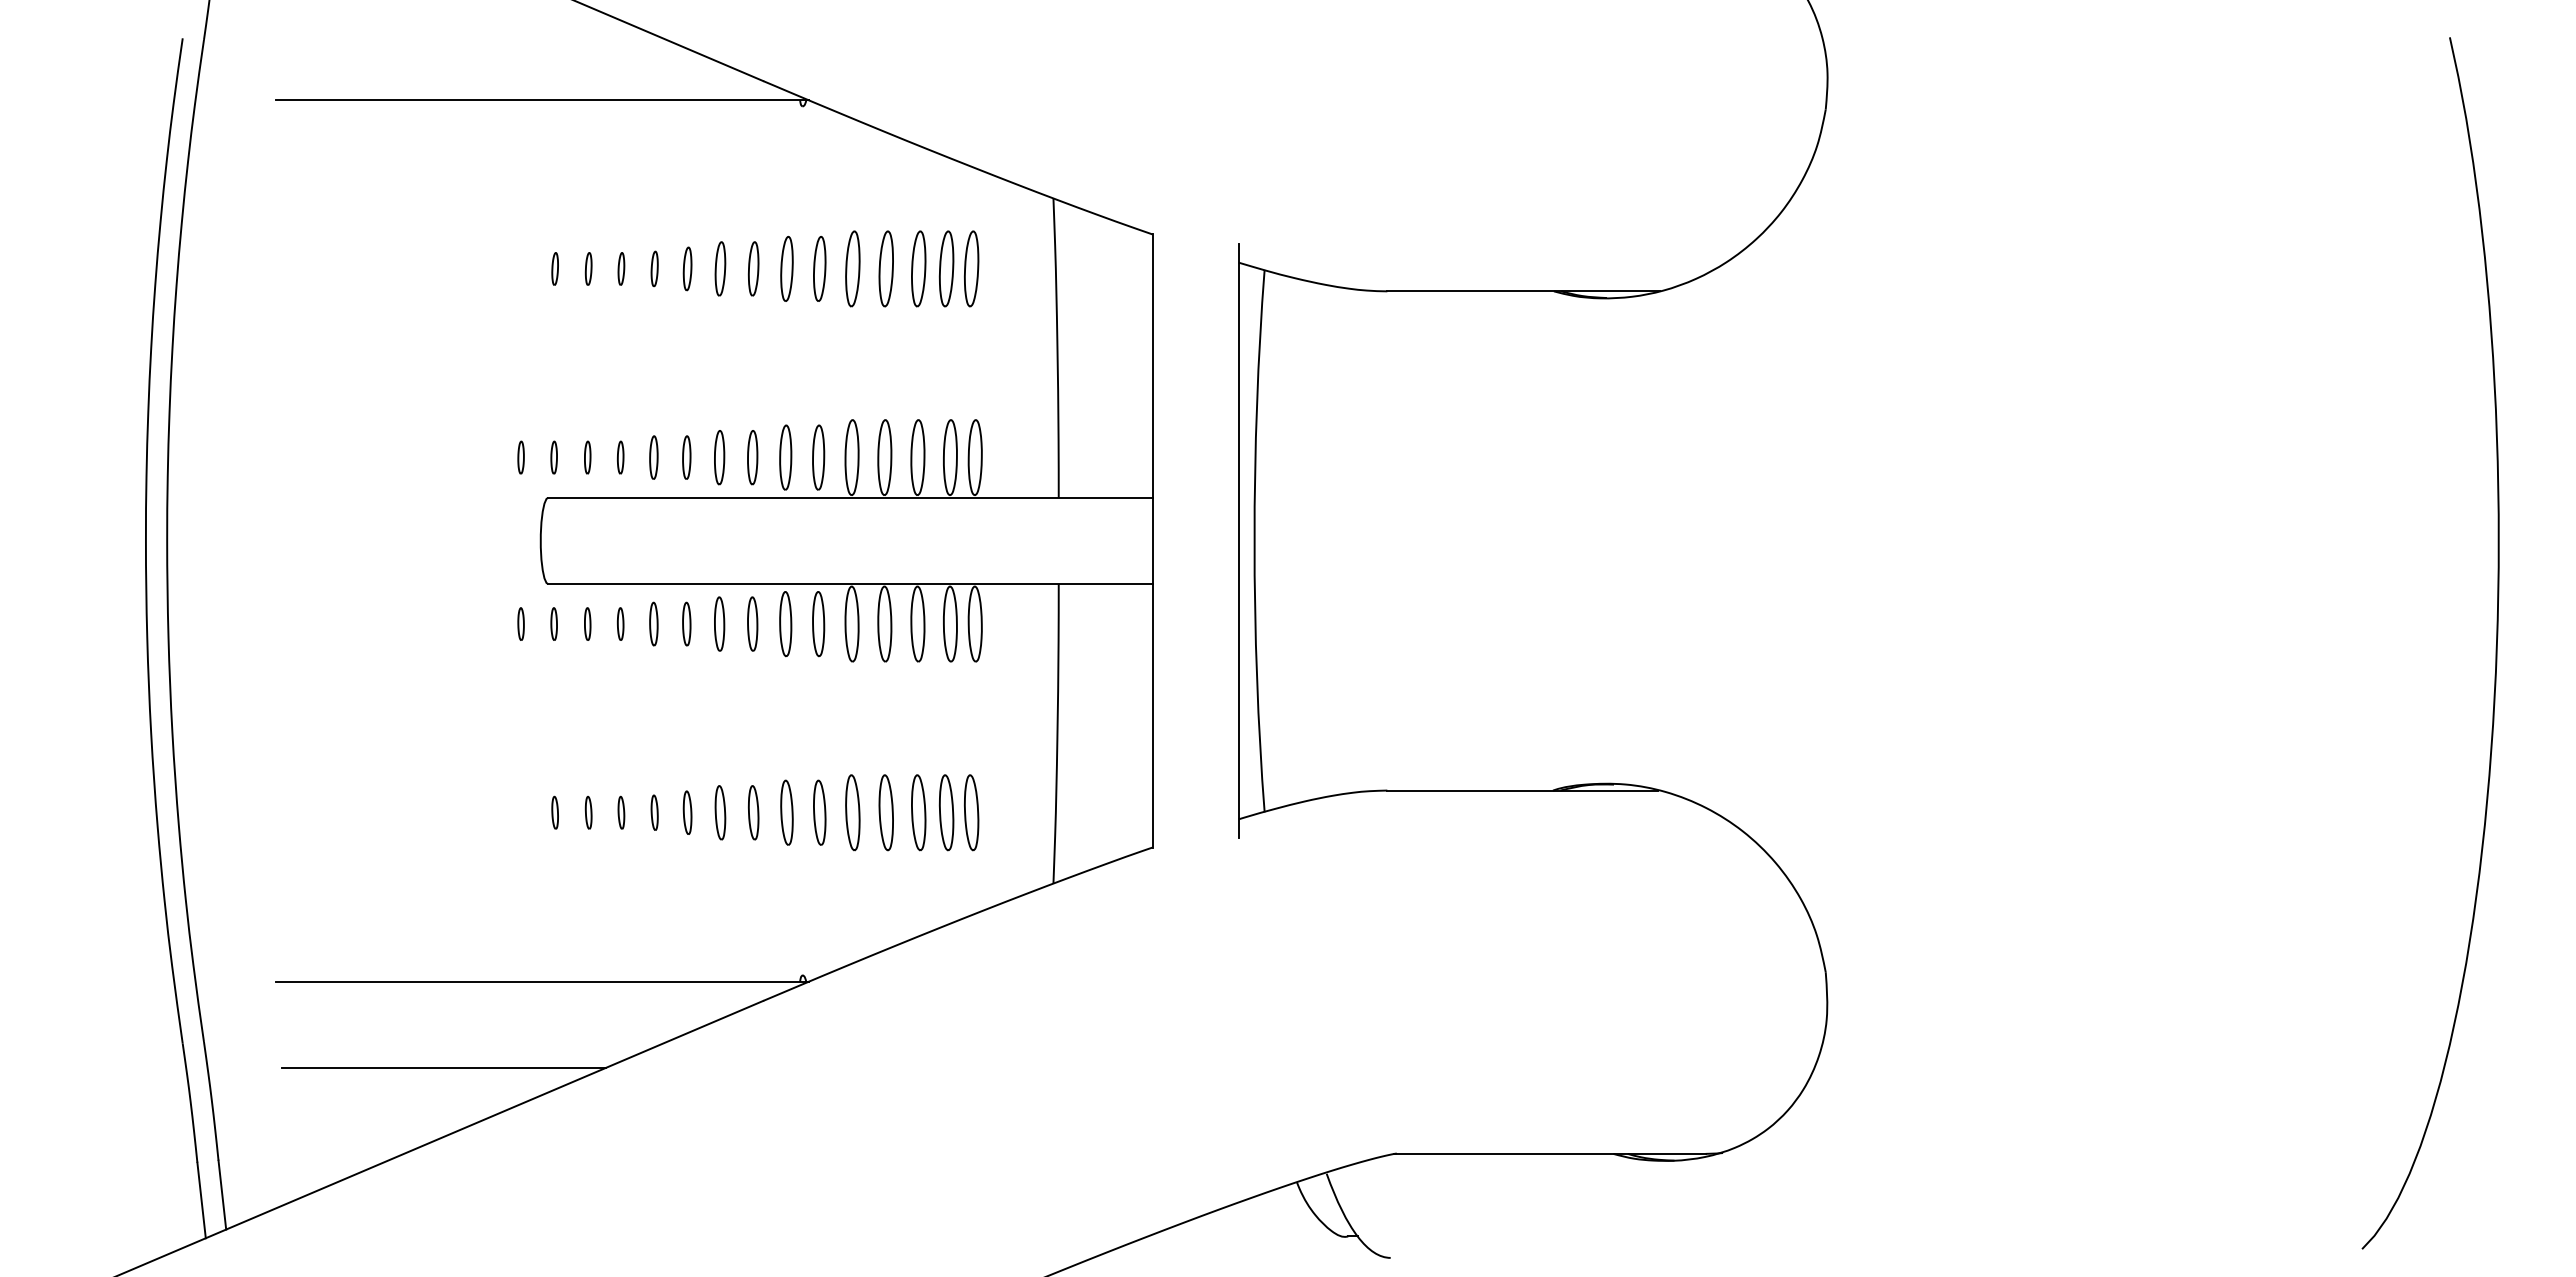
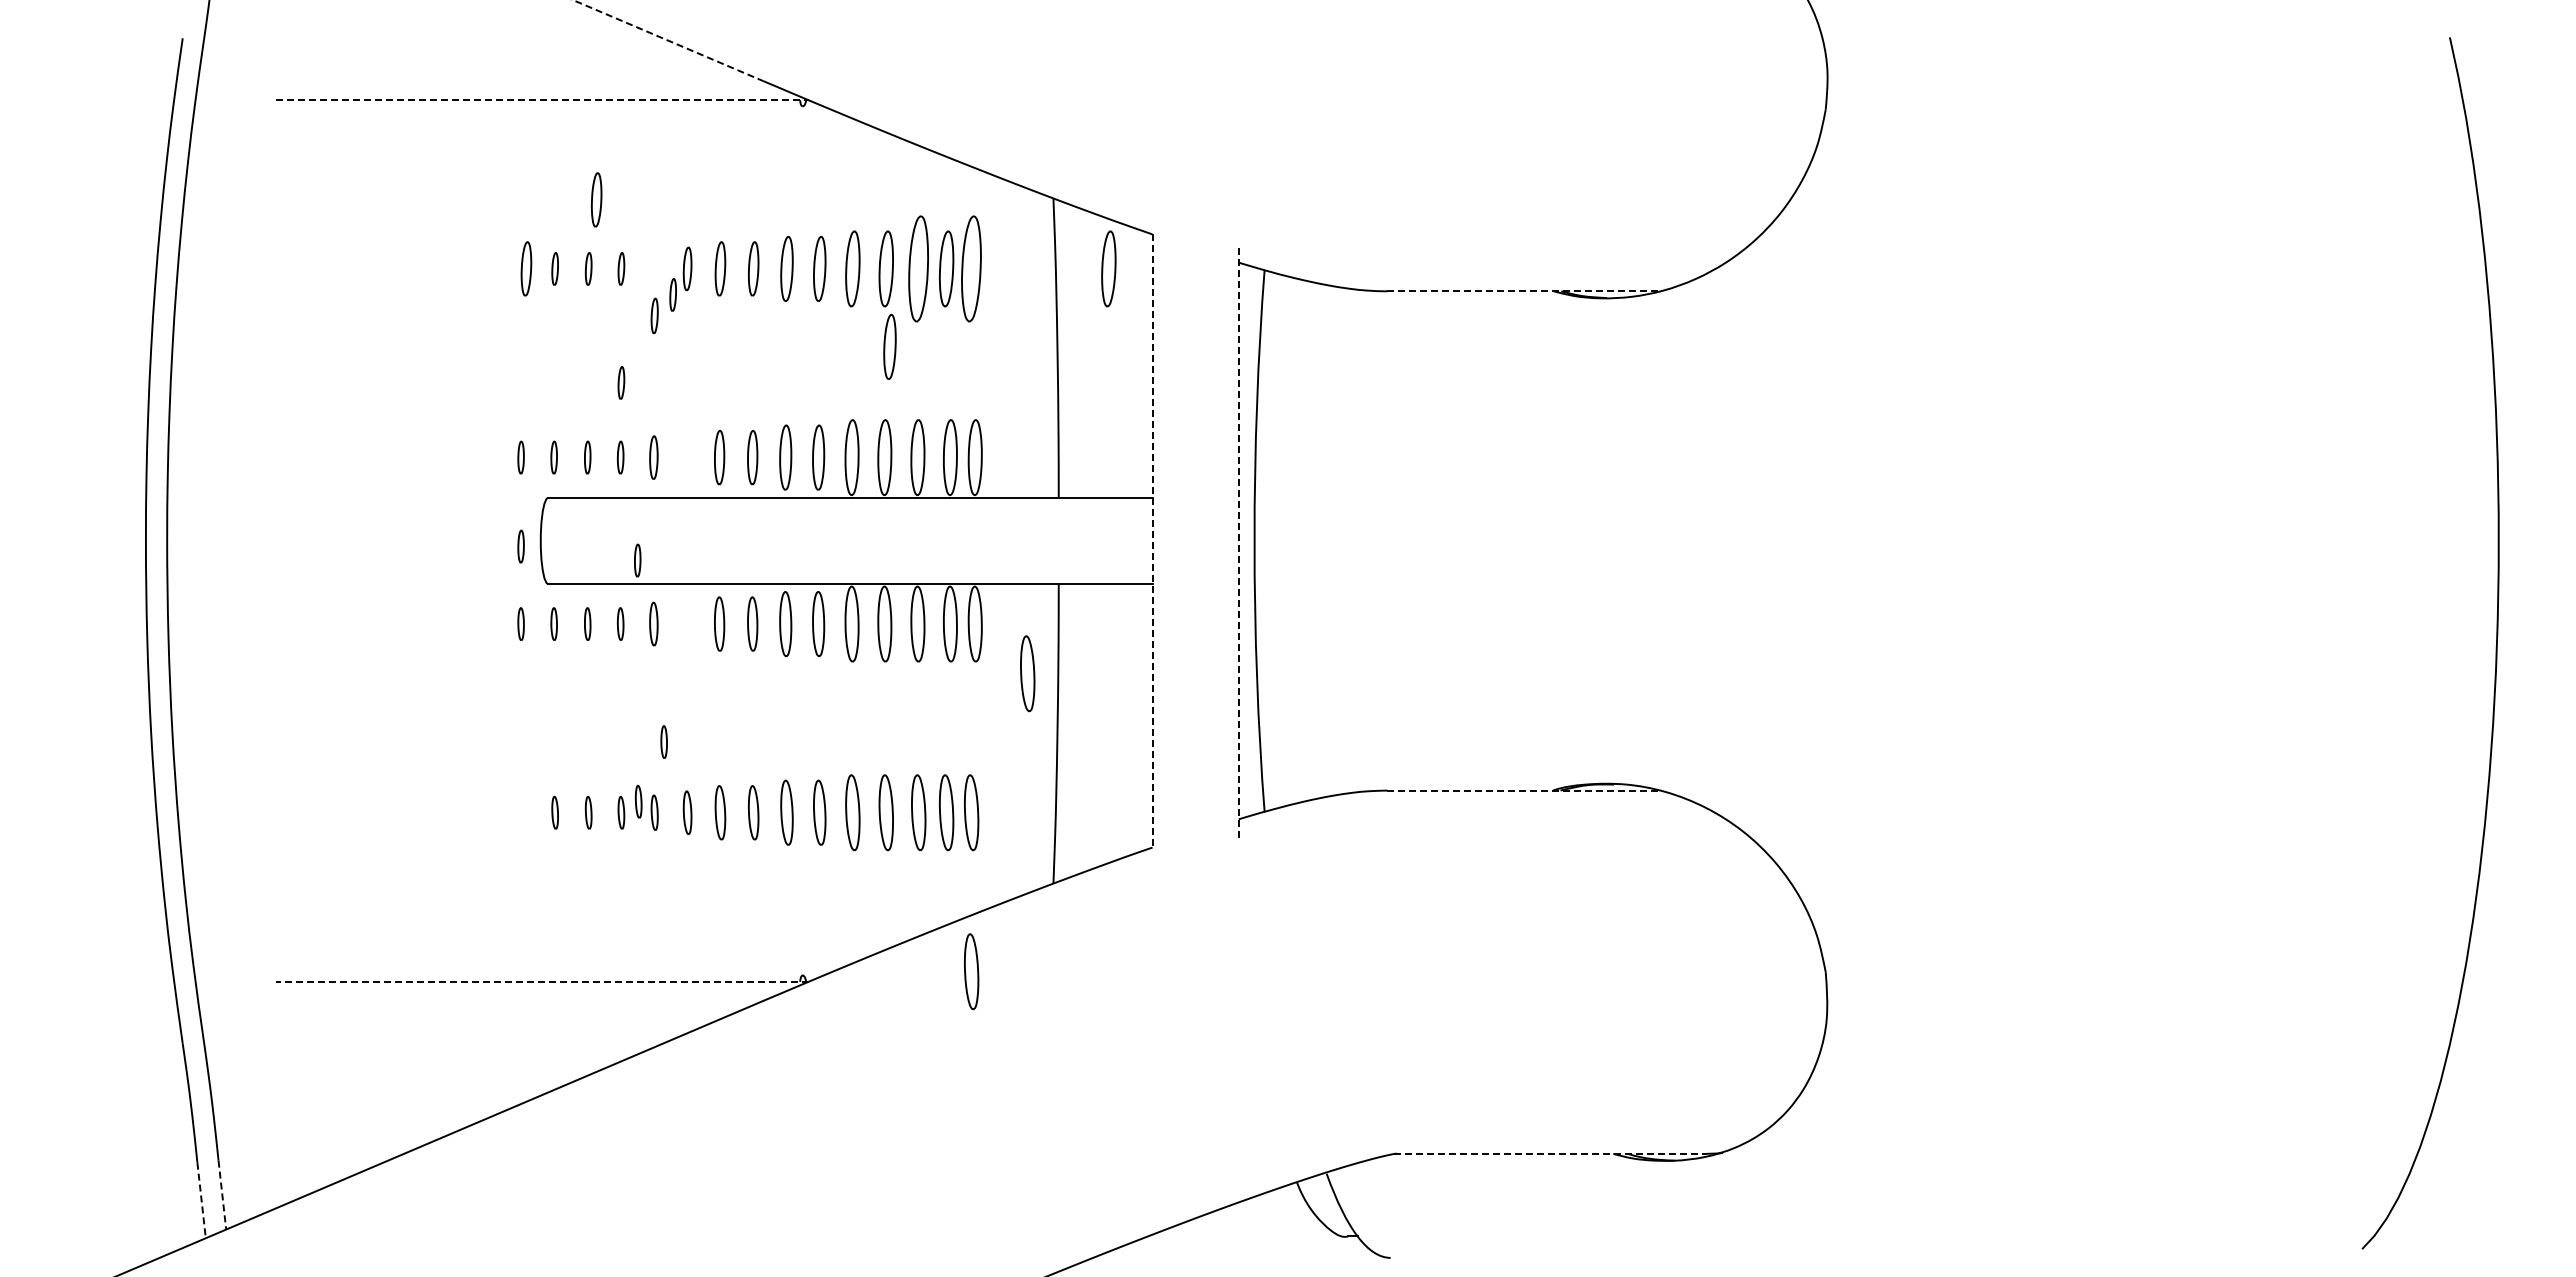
line: solid -> dashed (668, 40)
line: solid -> dashed (542, 100)
part: none -> present (596, 199)
part: none -> present (526, 268)
part position: (654, 268) -> (654, 315) (654, 315)
part size: 16x78 px -> 21x108 px (918, 268)
part size: 16x78 px -> 21x108 px (971, 268)
part: none -> present (1108, 268)
line: solid -> dashed (1524, 291)
part: none -> present (672, 294)
part: none -> present (889, 346)
part: none -> present (621, 382)
part: present -> none (686, 457)
line: solid -> dashed (1238, 540)
line: solid -> dashed (1152, 541)
part: none -> present (520, 546)
part: none -> present (637, 560)
part: present -> none (686, 623)
part: none -> present (1027, 673)
part: none -> present (663, 741)
line: solid -> dashed (1522, 790)
part: none -> present (638, 801)
part: none -> present (971, 971)
line: solid -> dashed (542, 981)
line: present -> none (443, 1068)
line: solid -> dashed (1549, 1153)
line: solid -> dashed (222, 1195)
line: solid -> dashed (201, 1201)
